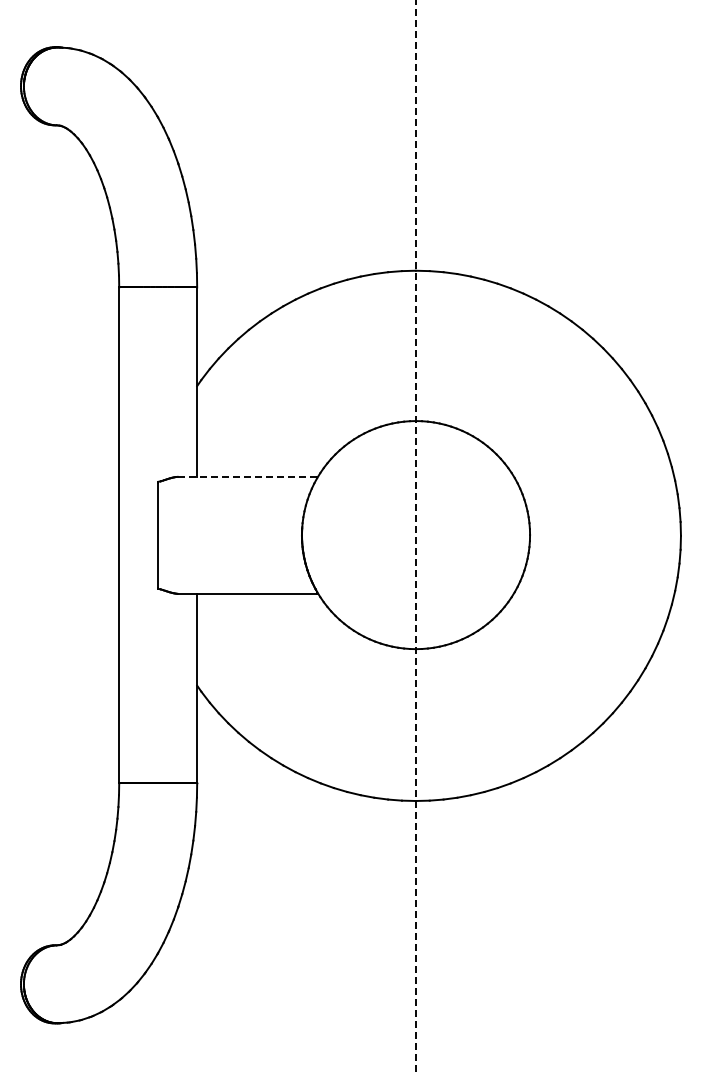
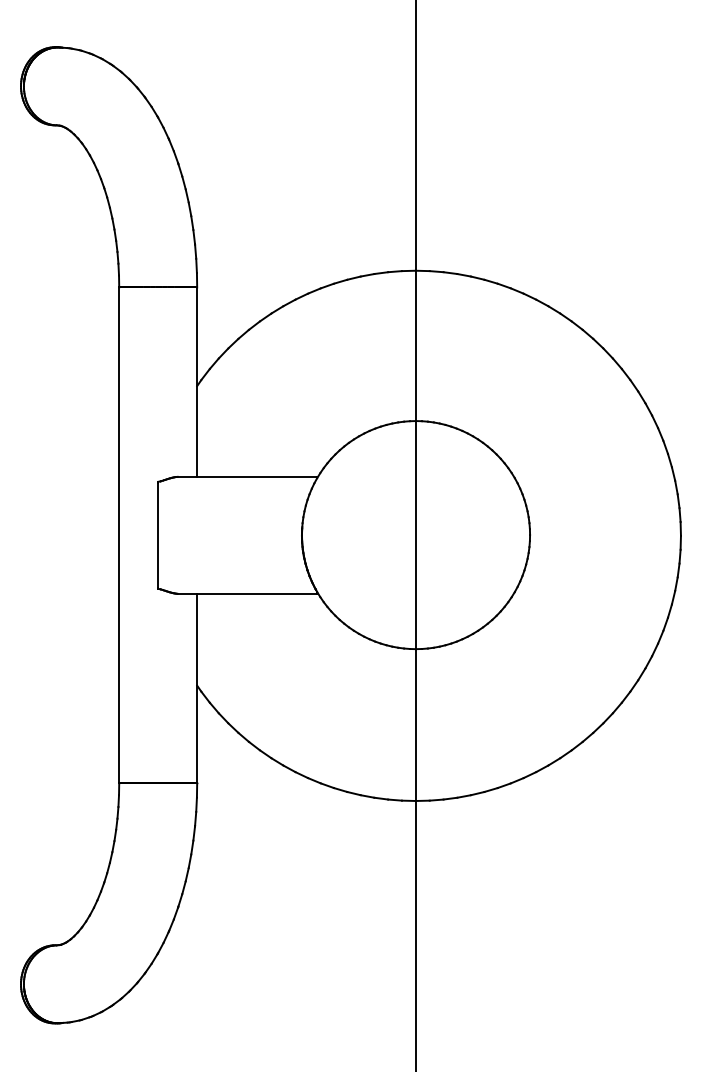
line: dashed -> solid (247, 476)
line: dashed -> solid (416, 536)
